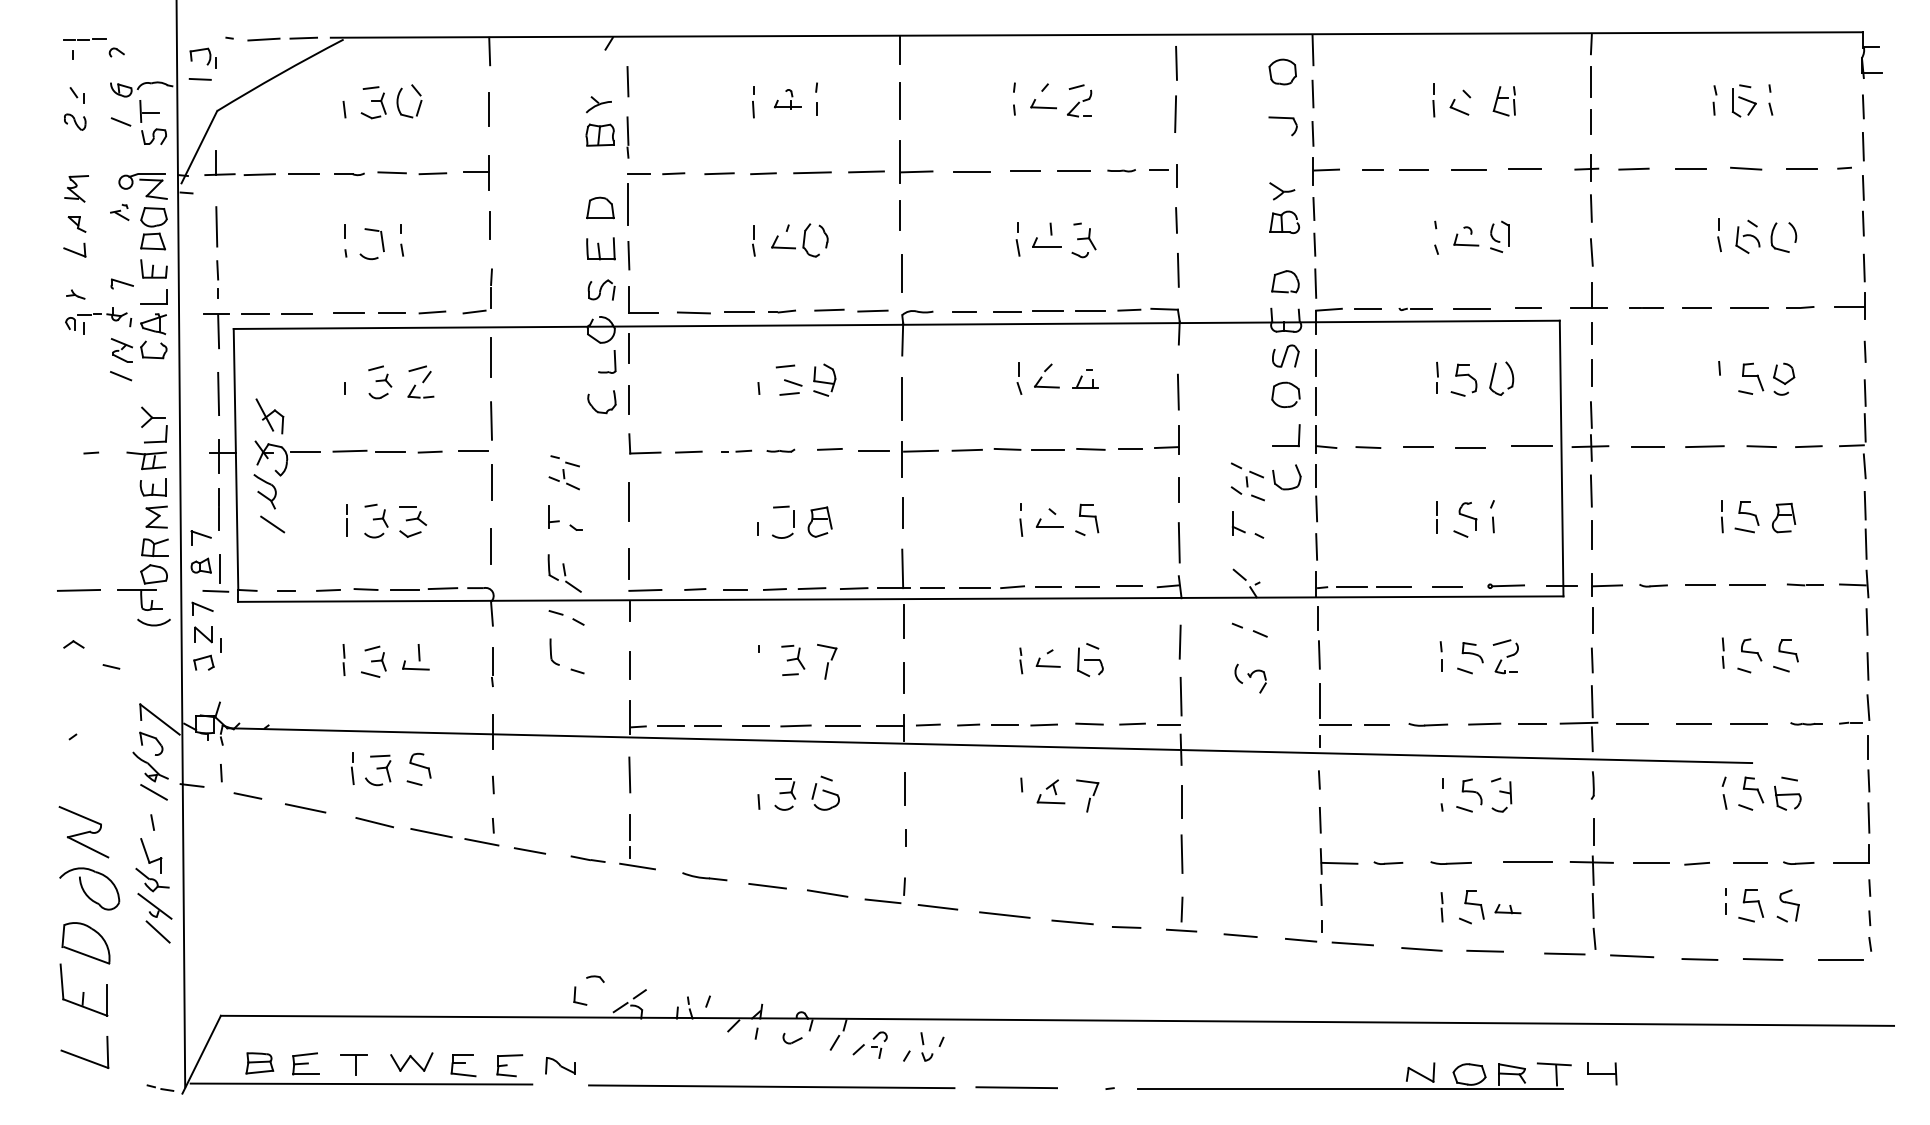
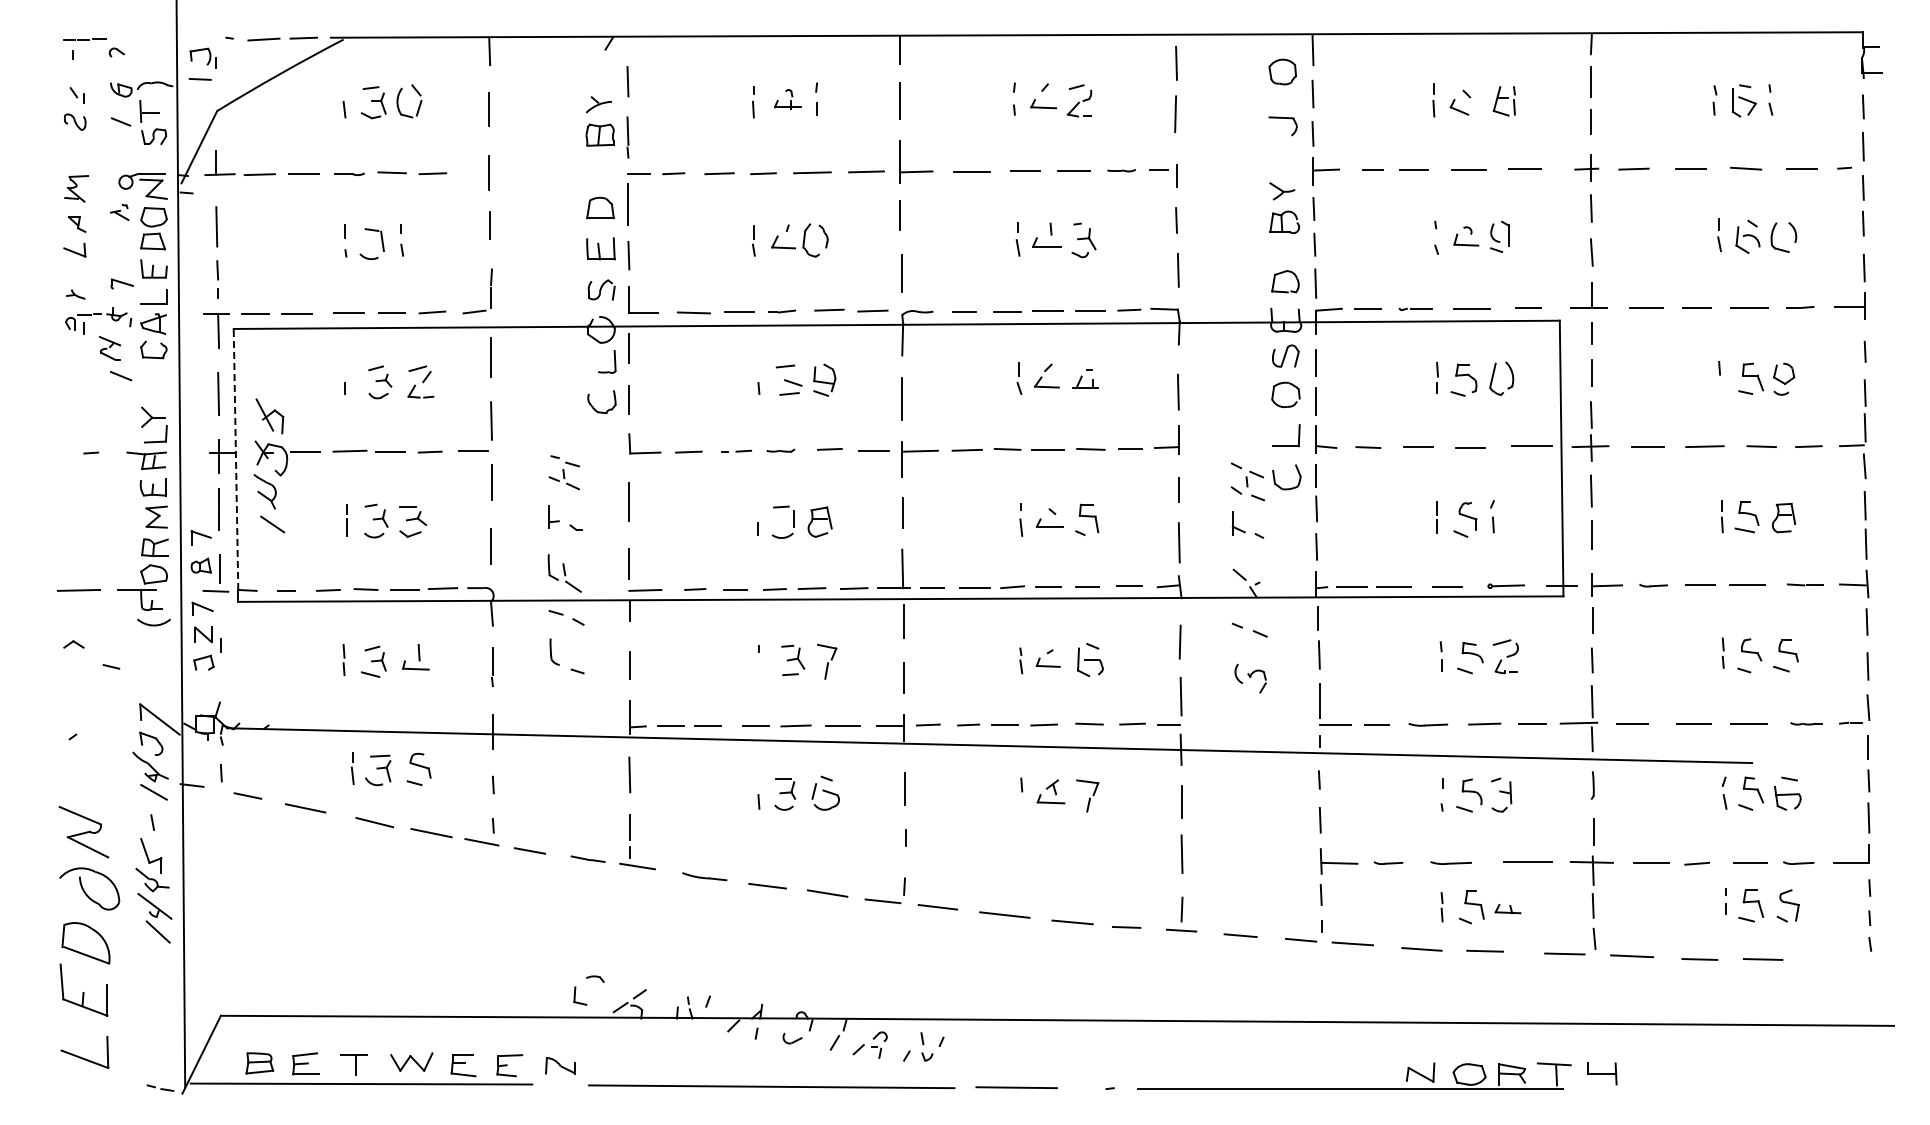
line: present -> none (476, 172)
part position: (121, 350) -> (109, 348) (109, 348)
line: solid -> dashed (236, 459)
line: present -> none (1840, 959)
